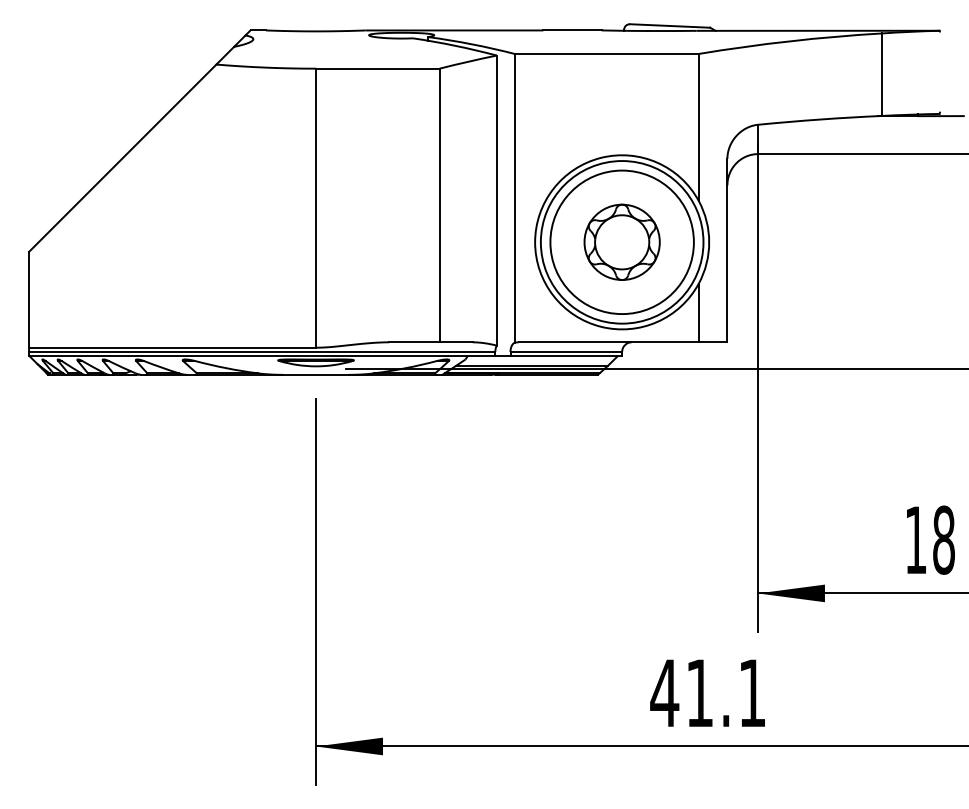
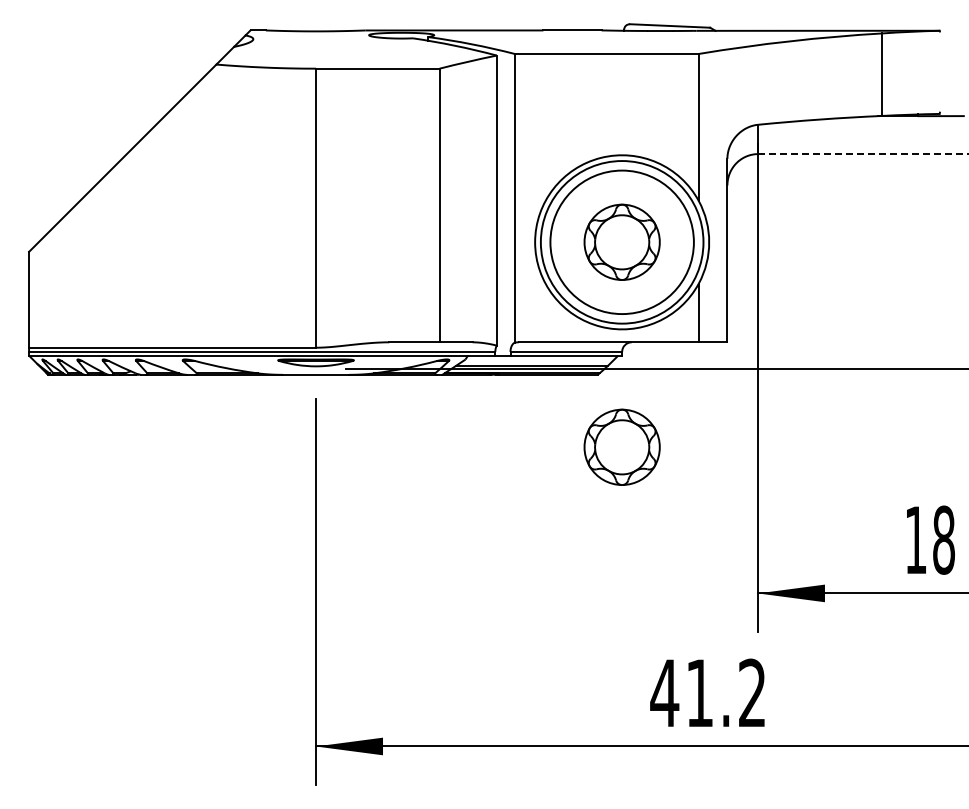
line: solid -> dashed (863, 154)
part: none -> present (621, 446)
text: 41.1 -> 41.2 (751, 692)
